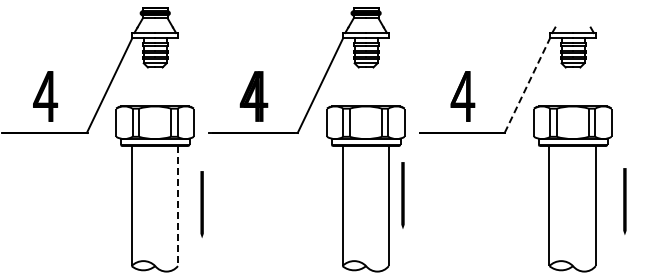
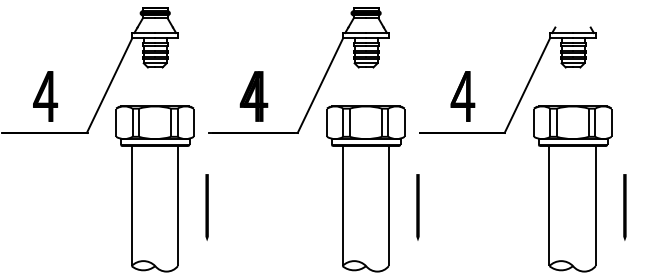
line: dashed -> solid (527, 85)
line position: (402, 195) -> (417, 207) (417, 207)
line position: (624, 201) -> (624, 207) (624, 207)
line position: (201, 204) -> (206, 207) (206, 207)
line: dashed -> solid (177, 206)
